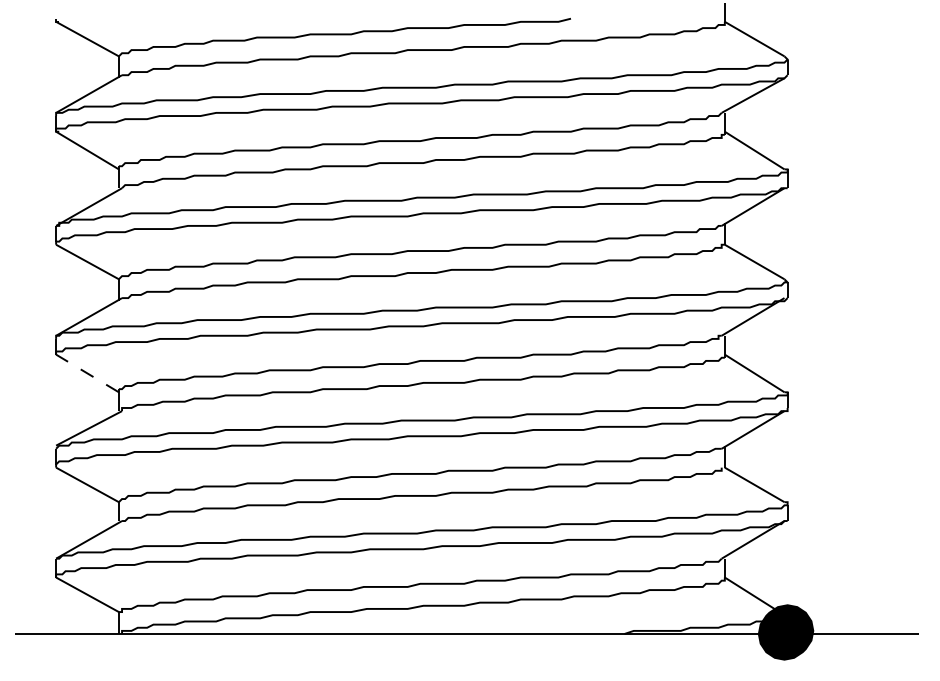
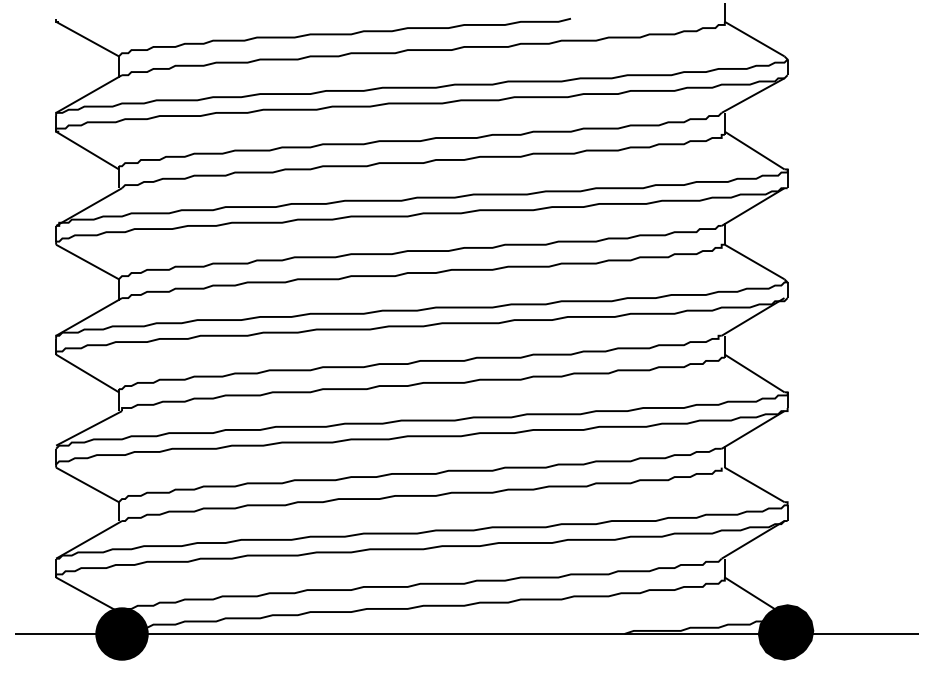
line: dashed -> solid (87, 373)
fill: none -> present (121, 633)
